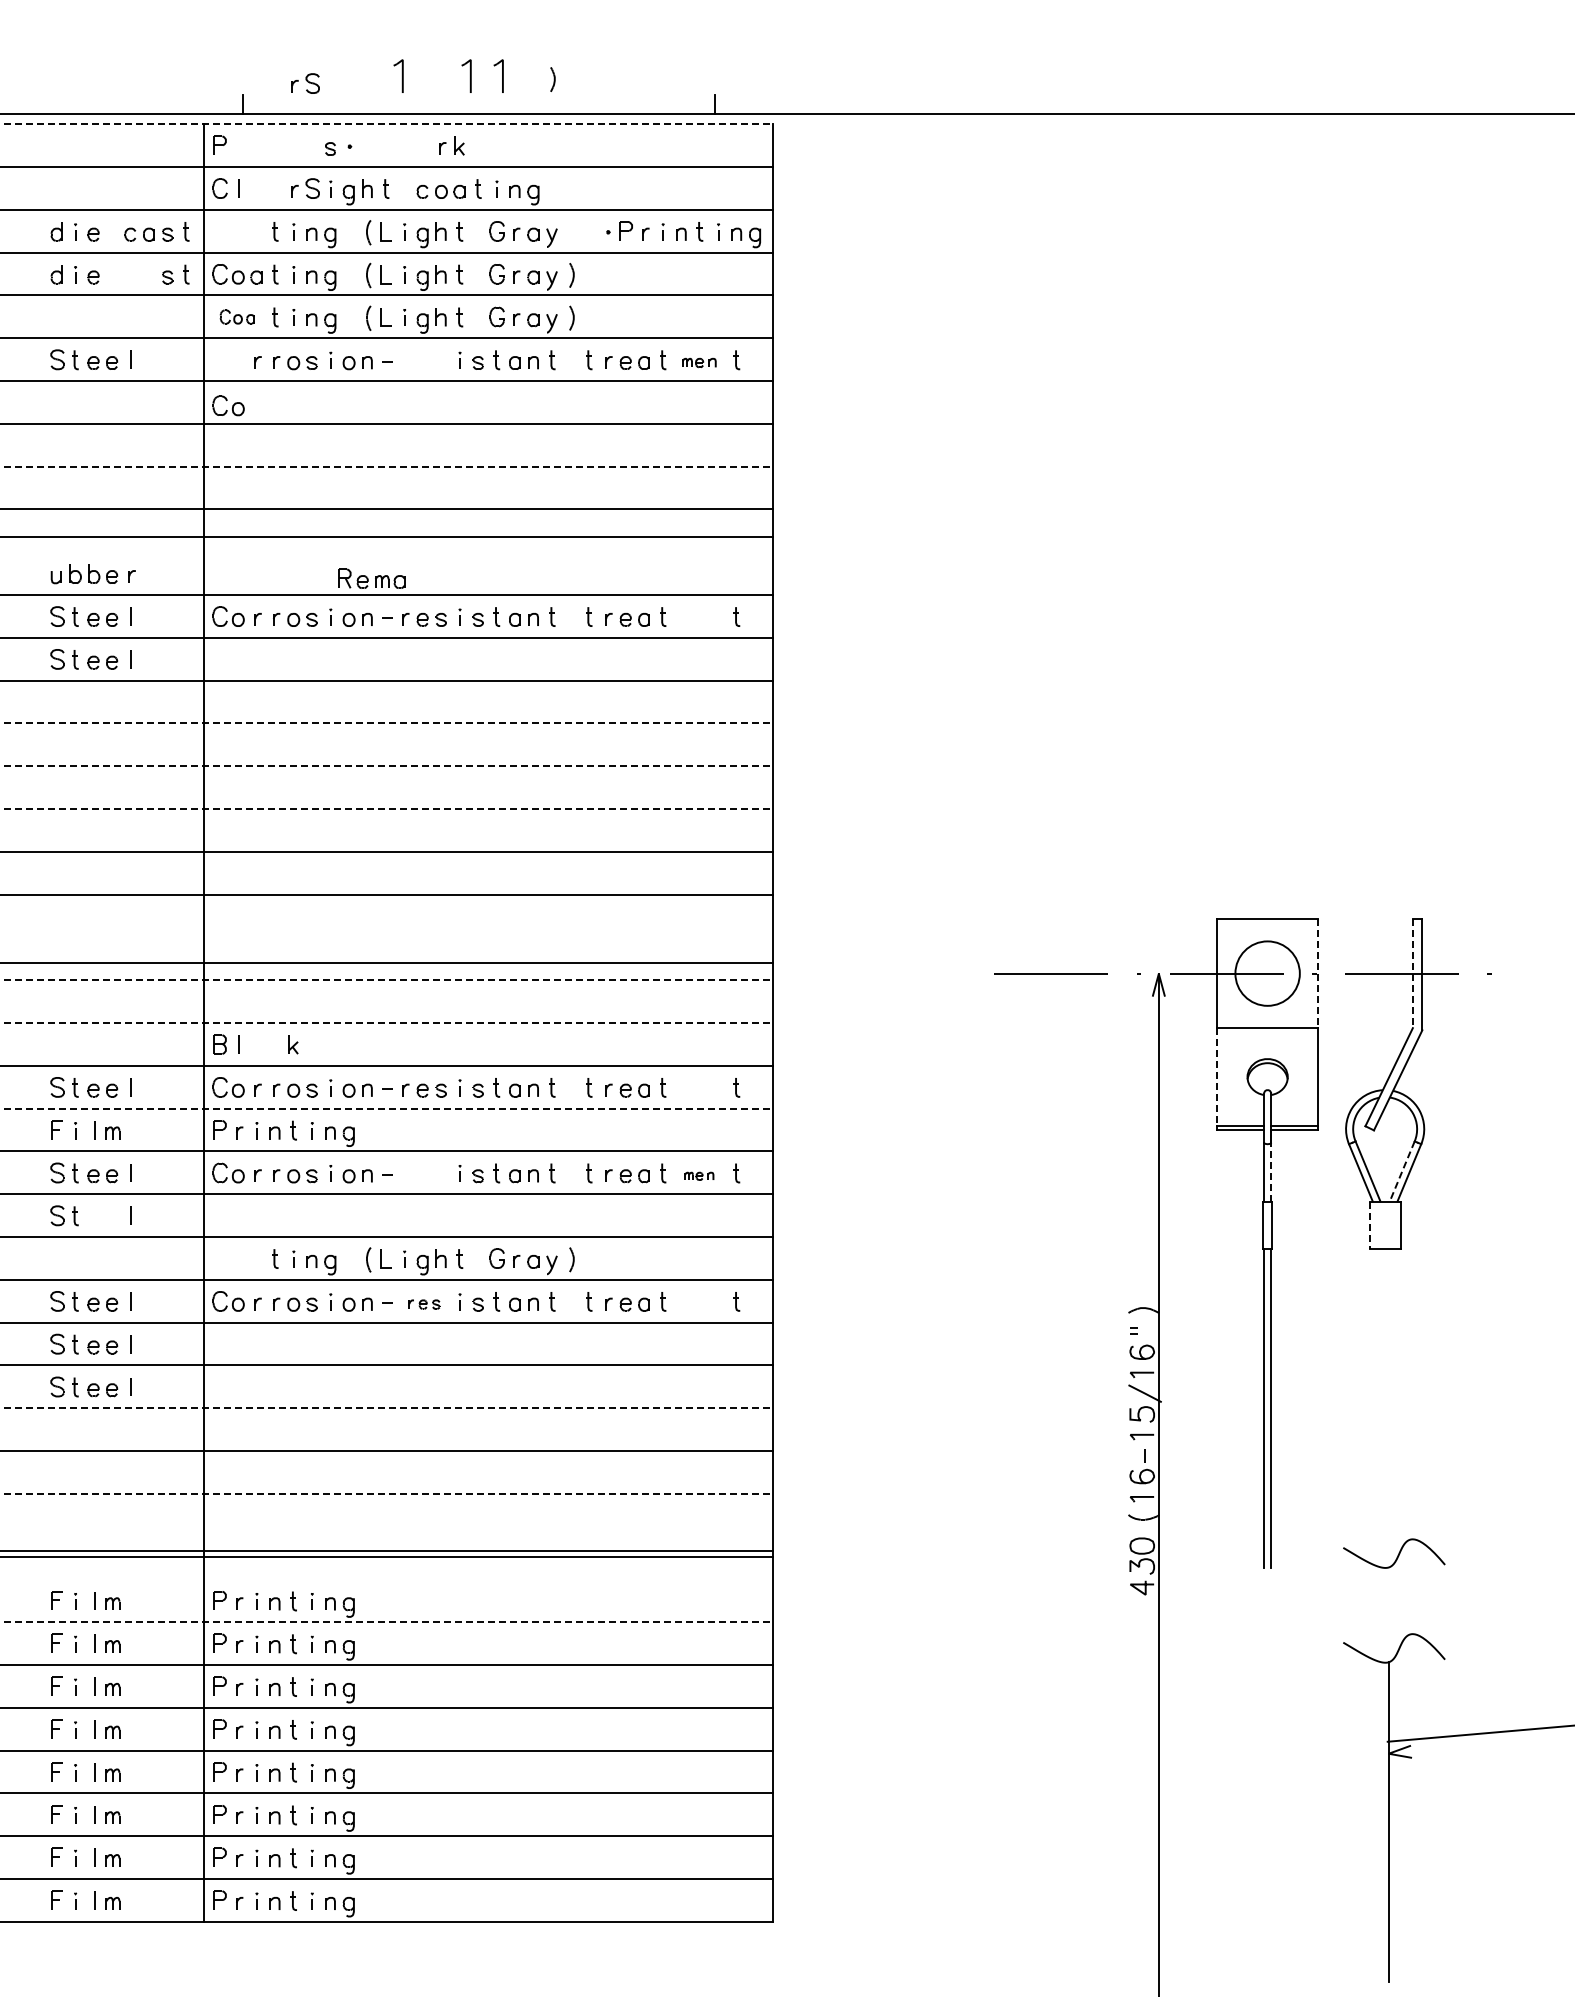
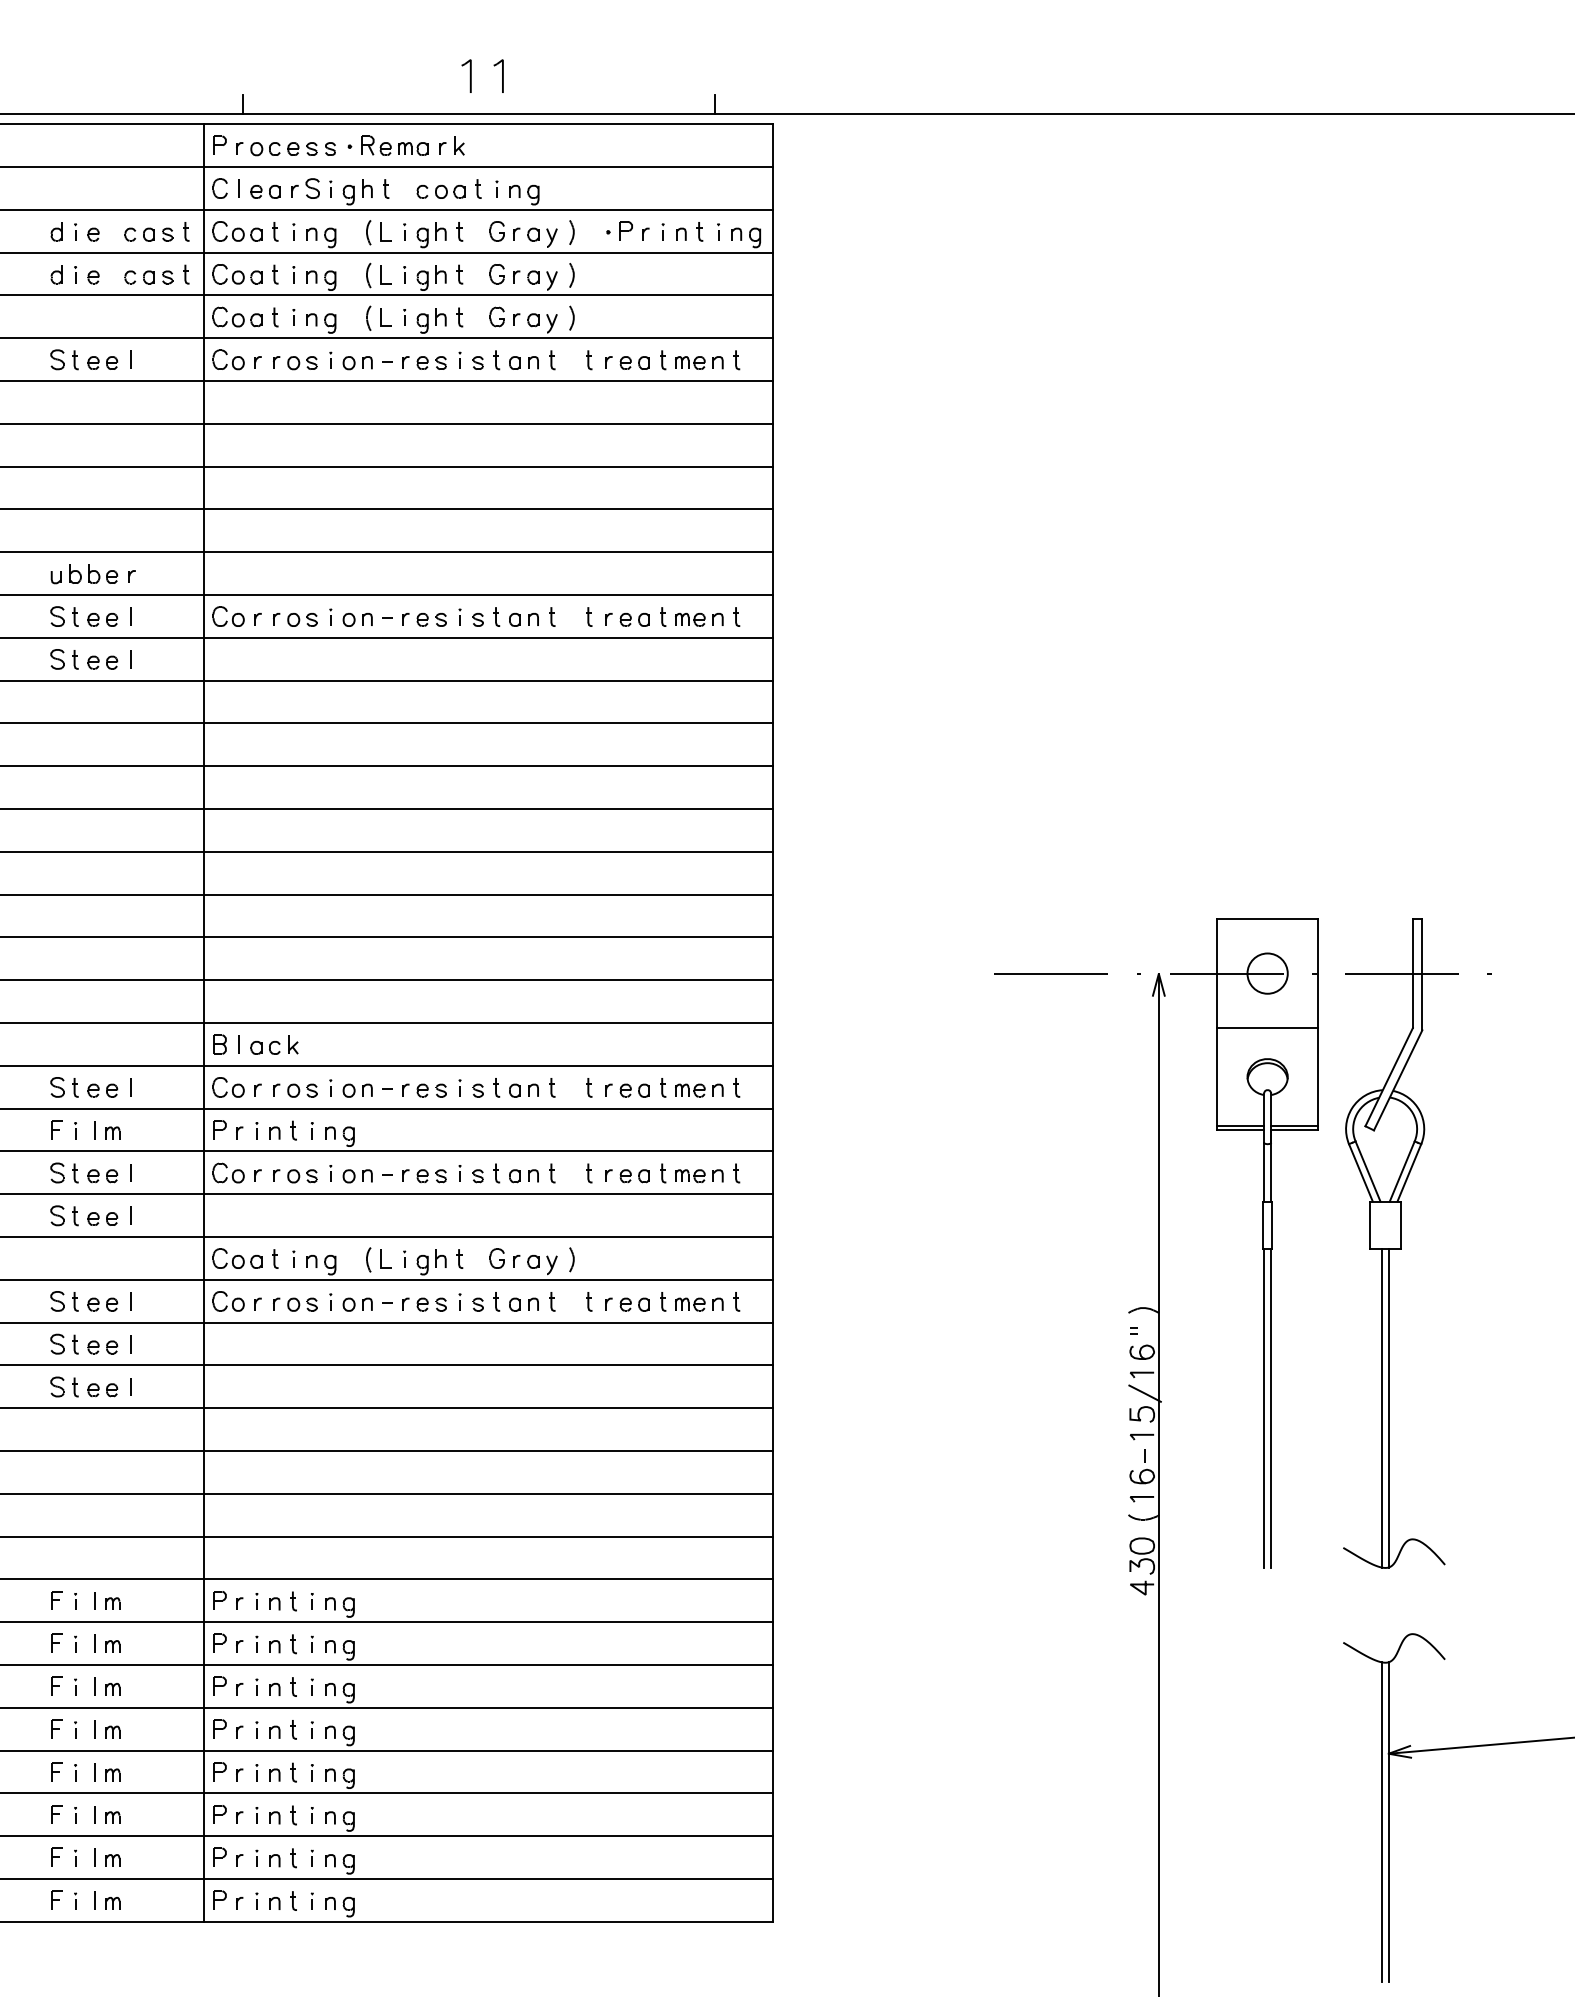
part: present -> none (398, 75)
part position: (552, 79) -> (571, 232) (571, 232)
part: present -> none (305, 83)
line: dashed -> solid (386, 124)
part: none -> present (276, 149)
part: none -> present (265, 191)
part: none -> present (237, 231)
part: none -> present (139, 277)
part size: 36x16 px -> 51x22 px (237, 316)
part: none -> present (424, 362)
part size: 35x12 px -> 49x14 px (699, 362)
part position: (228, 405) -> (228, 359) (228, 359)
line: dashed -> solid (386, 466)
line position: (387, 537) -> (387, 552) (387, 552)
part position: (371, 578) -> (394, 145) (394, 145)
part: none -> present (699, 619)
line: dashed -> solid (386, 723)
line: dashed -> solid (386, 766)
line: dashed -> solid (386, 809)
line position: (387, 963) -> (387, 937) (387, 937)
circle diameter: 64 px -> 40 px (1267, 973)
line: dashed -> solid (1318, 974)
line: dashed -> solid (1412, 974)
line: dashed -> solid (386, 980)
line: dashed -> solid (386, 1023)
part: none -> present (265, 1047)
line: dashed -> solid (1217, 1077)
part: none -> present (699, 1090)
line: dashed -> solid (386, 1108)
line: dashed -> solid (1271, 1171)
line: dashed -> solid (1402, 1171)
part size: 31x10 px -> 49x15 px (699, 1176)
part: none -> present (424, 1176)
part: none -> present (102, 1218)
line: dashed -> solid (1369, 1225)
part: none -> present (237, 1258)
part size: 33x11 px -> 45x15 px (424, 1304)
part: none -> present (699, 1304)
line: none -> present (1381, 1407)
line: none -> present (1388, 1407)
line: dashed -> solid (386, 1408)
line: dashed -> solid (386, 1493)
line position: (387, 1550) -> (387, 1536) (387, 1536)
line position: (387, 1557) -> (387, 1579) (387, 1579)
line: dashed -> solid (386, 1622)
line position: (1479, 1733) -> (1479, 1745) (1479, 1745)
line: none -> present (1381, 1822)
